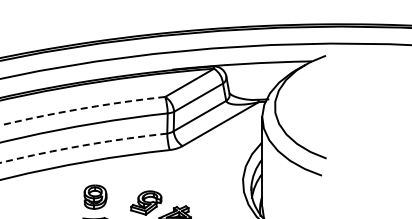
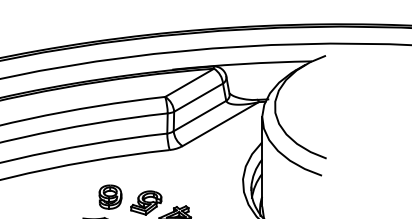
arc: dashed -> solid (82, 108)
arc: dashed -> solid (83, 145)
part position: (95, 196) -> (110, 196) (110, 196)
